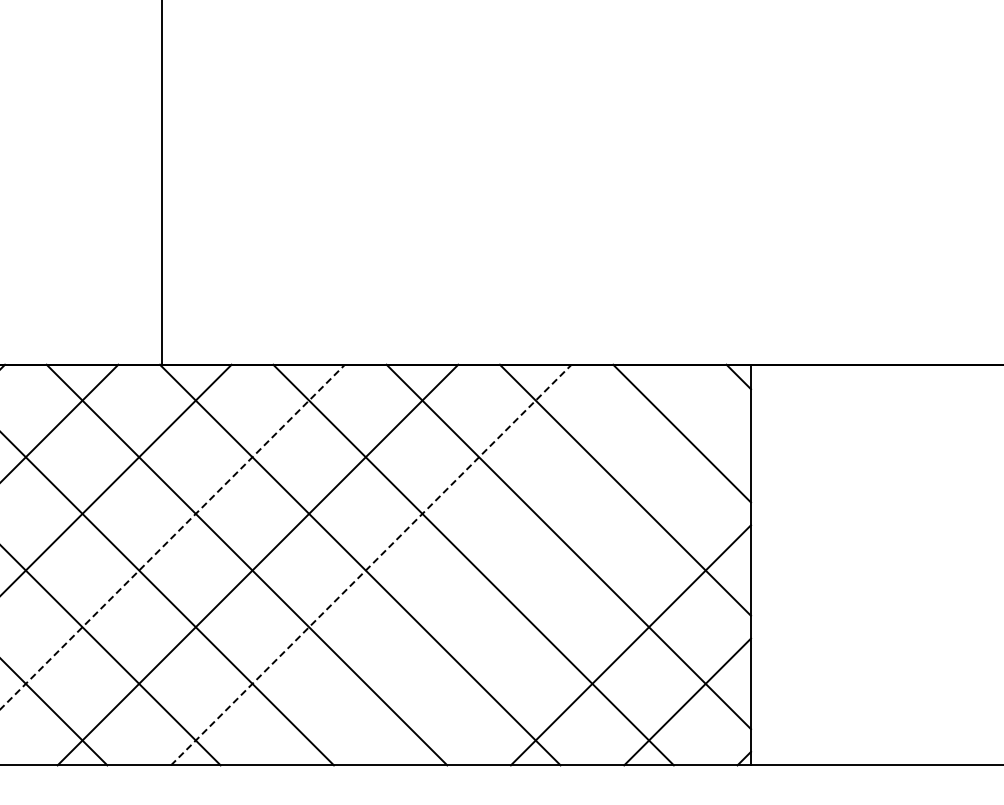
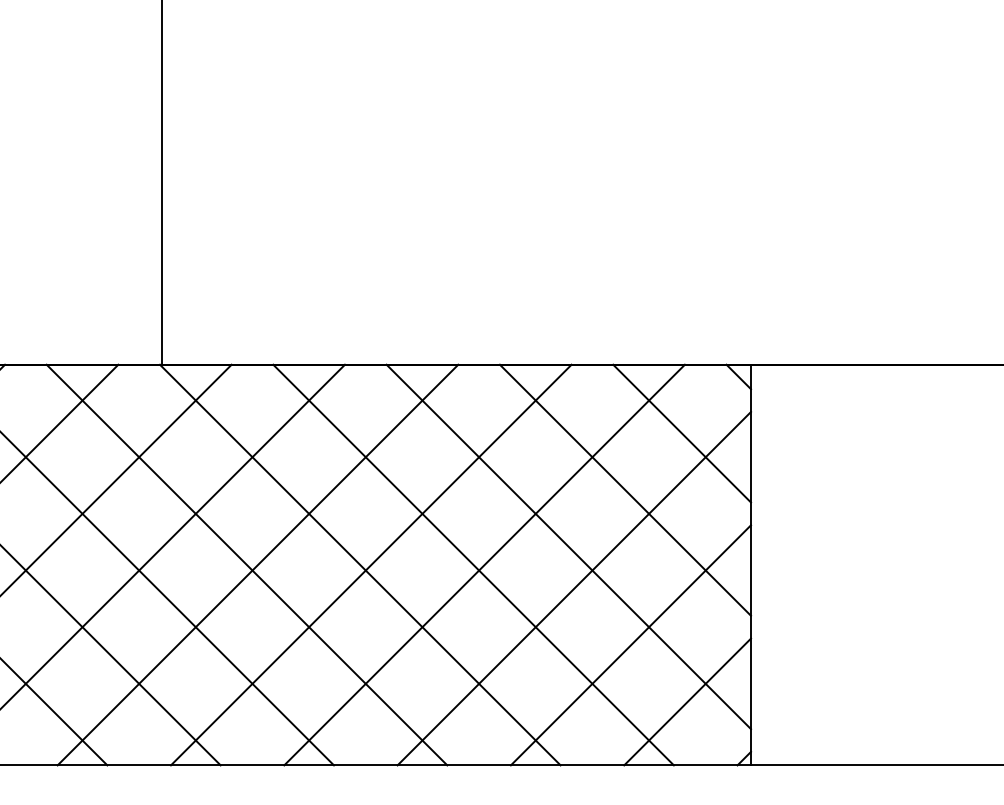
line: dashed -> solid (172, 537)
line: dashed -> solid (371, 564)
line: none -> present (484, 564)
line: none -> present (574, 588)
